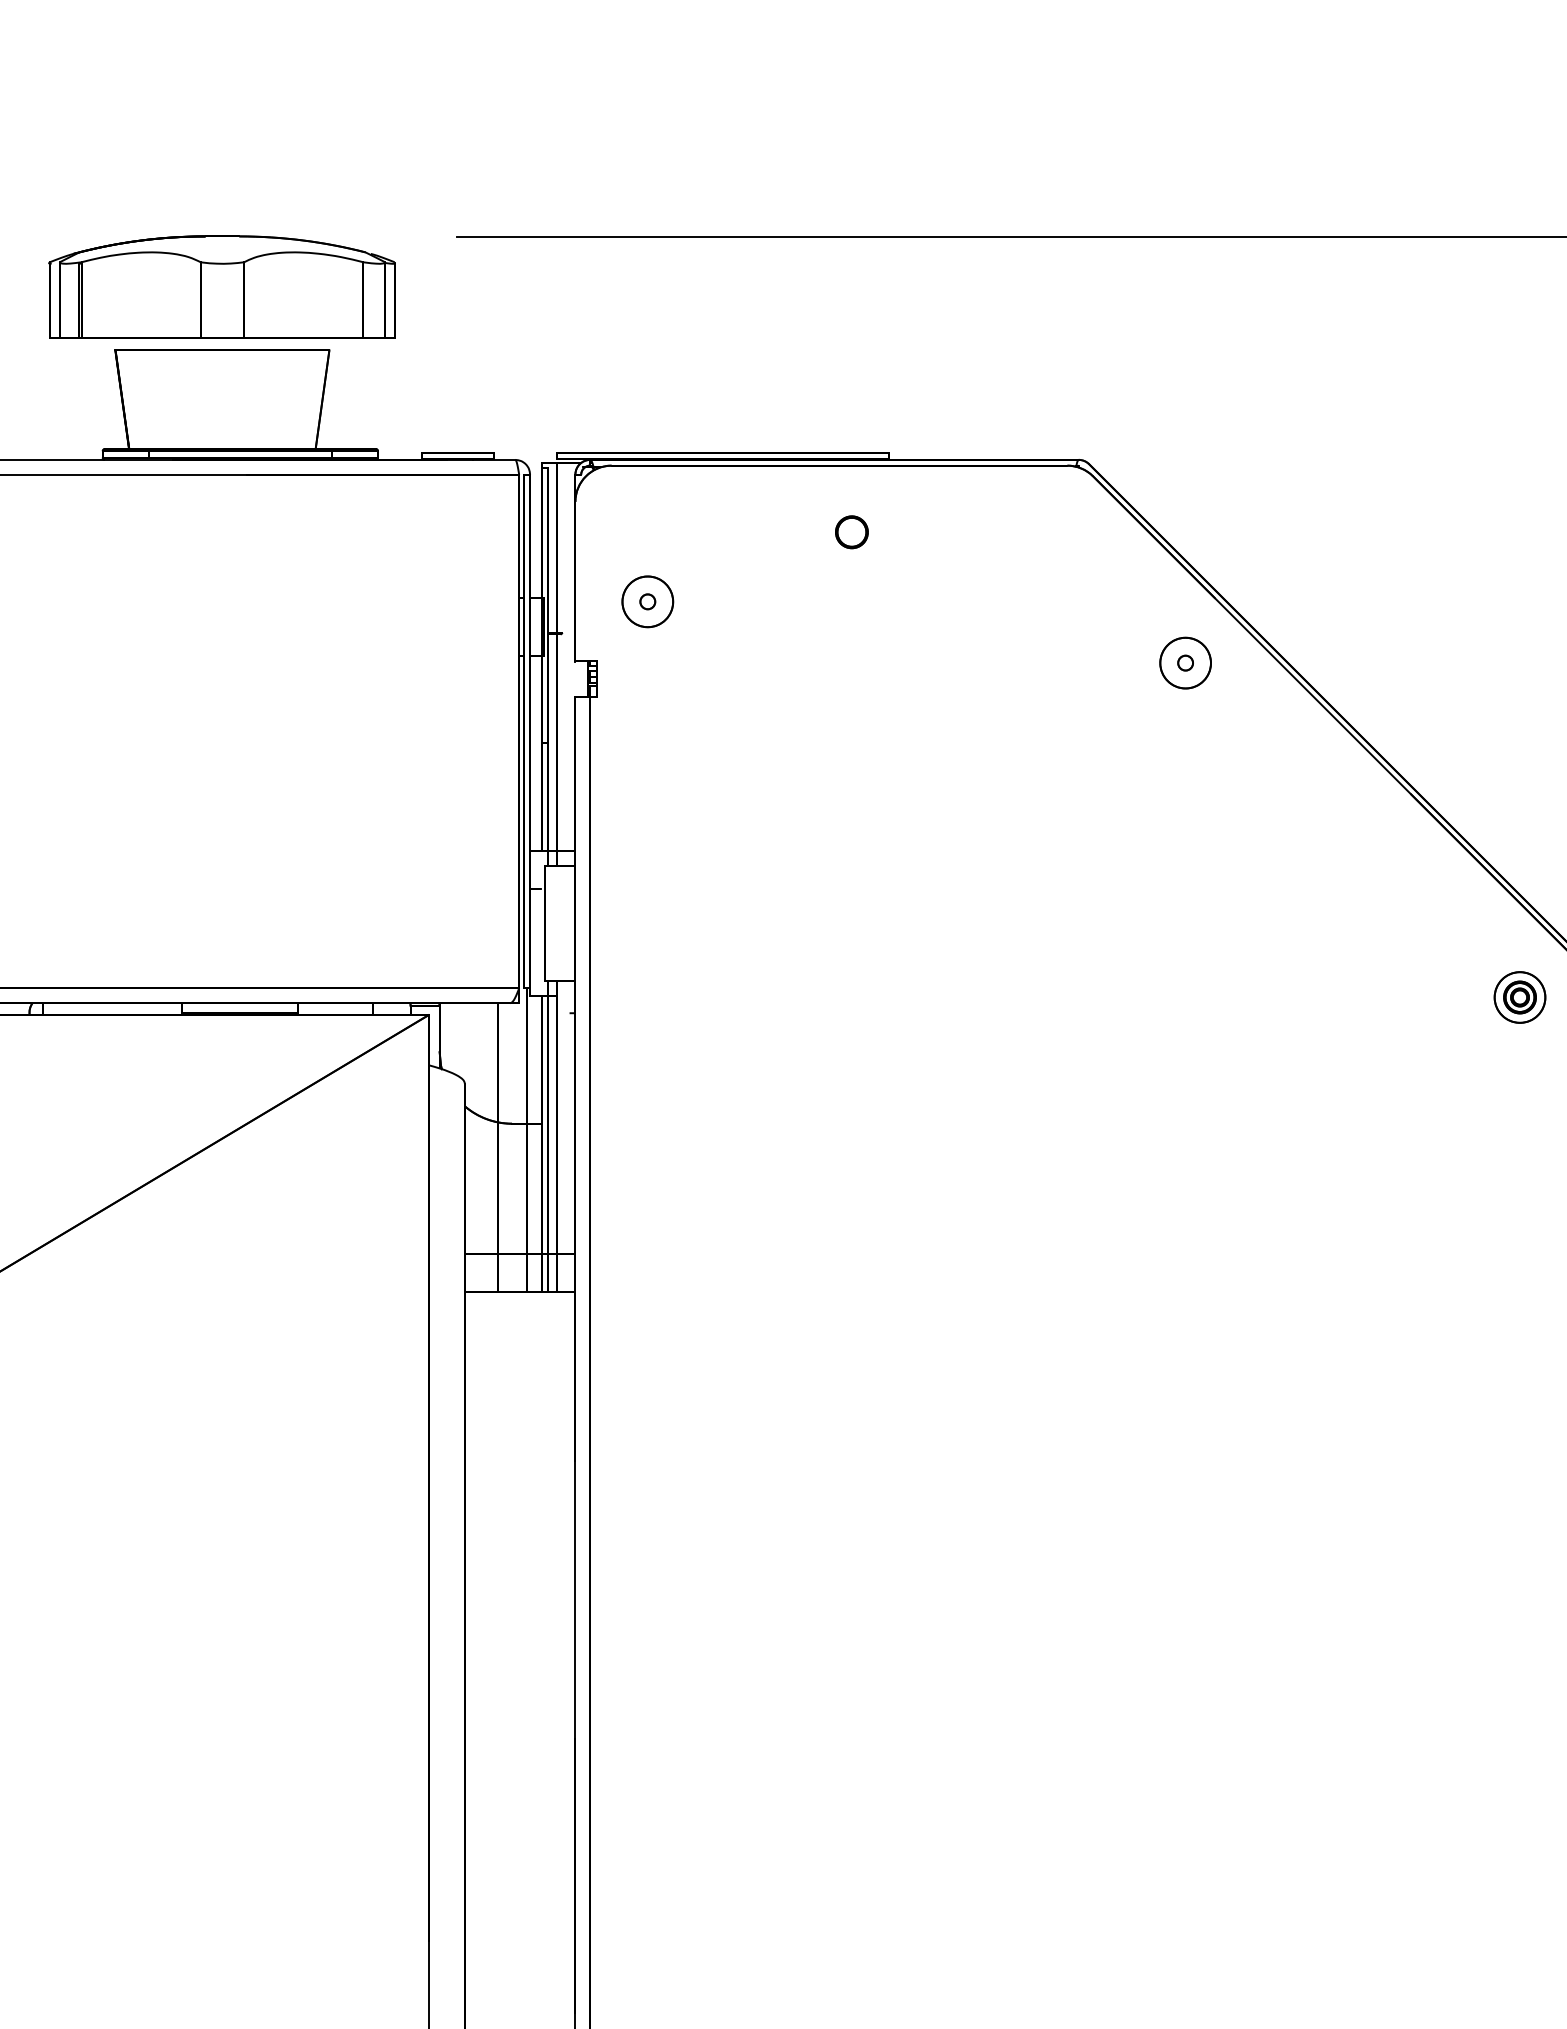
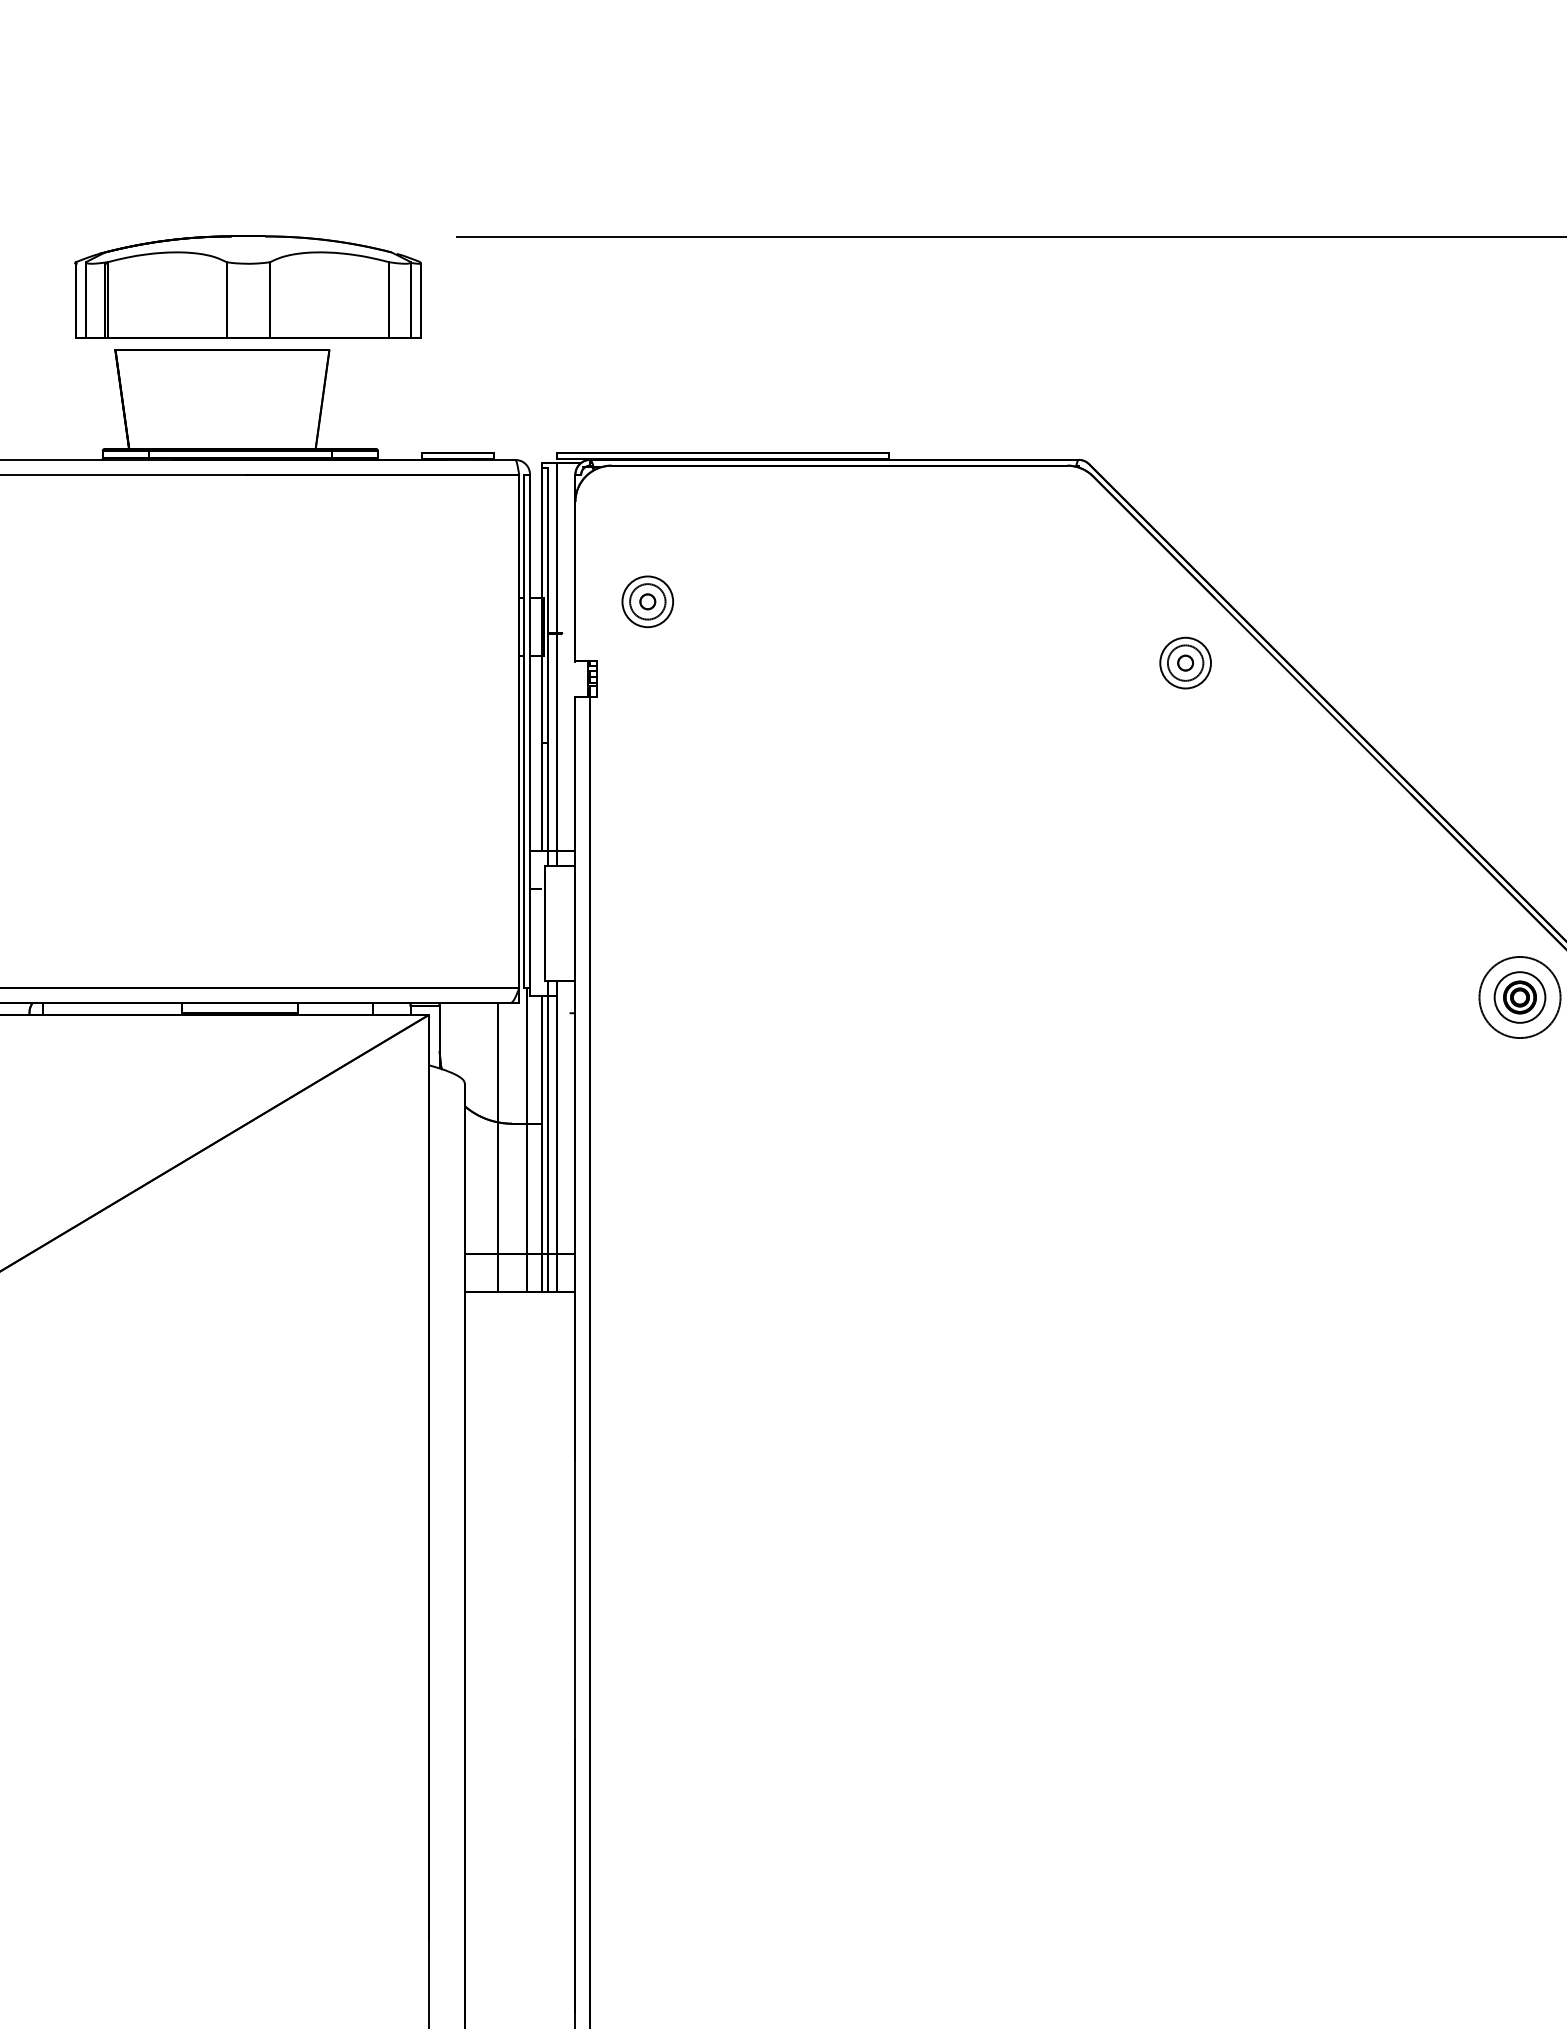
part position: (221, 286) -> (247, 286) (247, 286)
part: present -> none (851, 532)
circle diameter: 51 px -> 35 px (647, 601)
circle diameter: 51 px -> 35 px (1185, 662)
circle diameter: 51 px -> 81 px (1519, 997)
